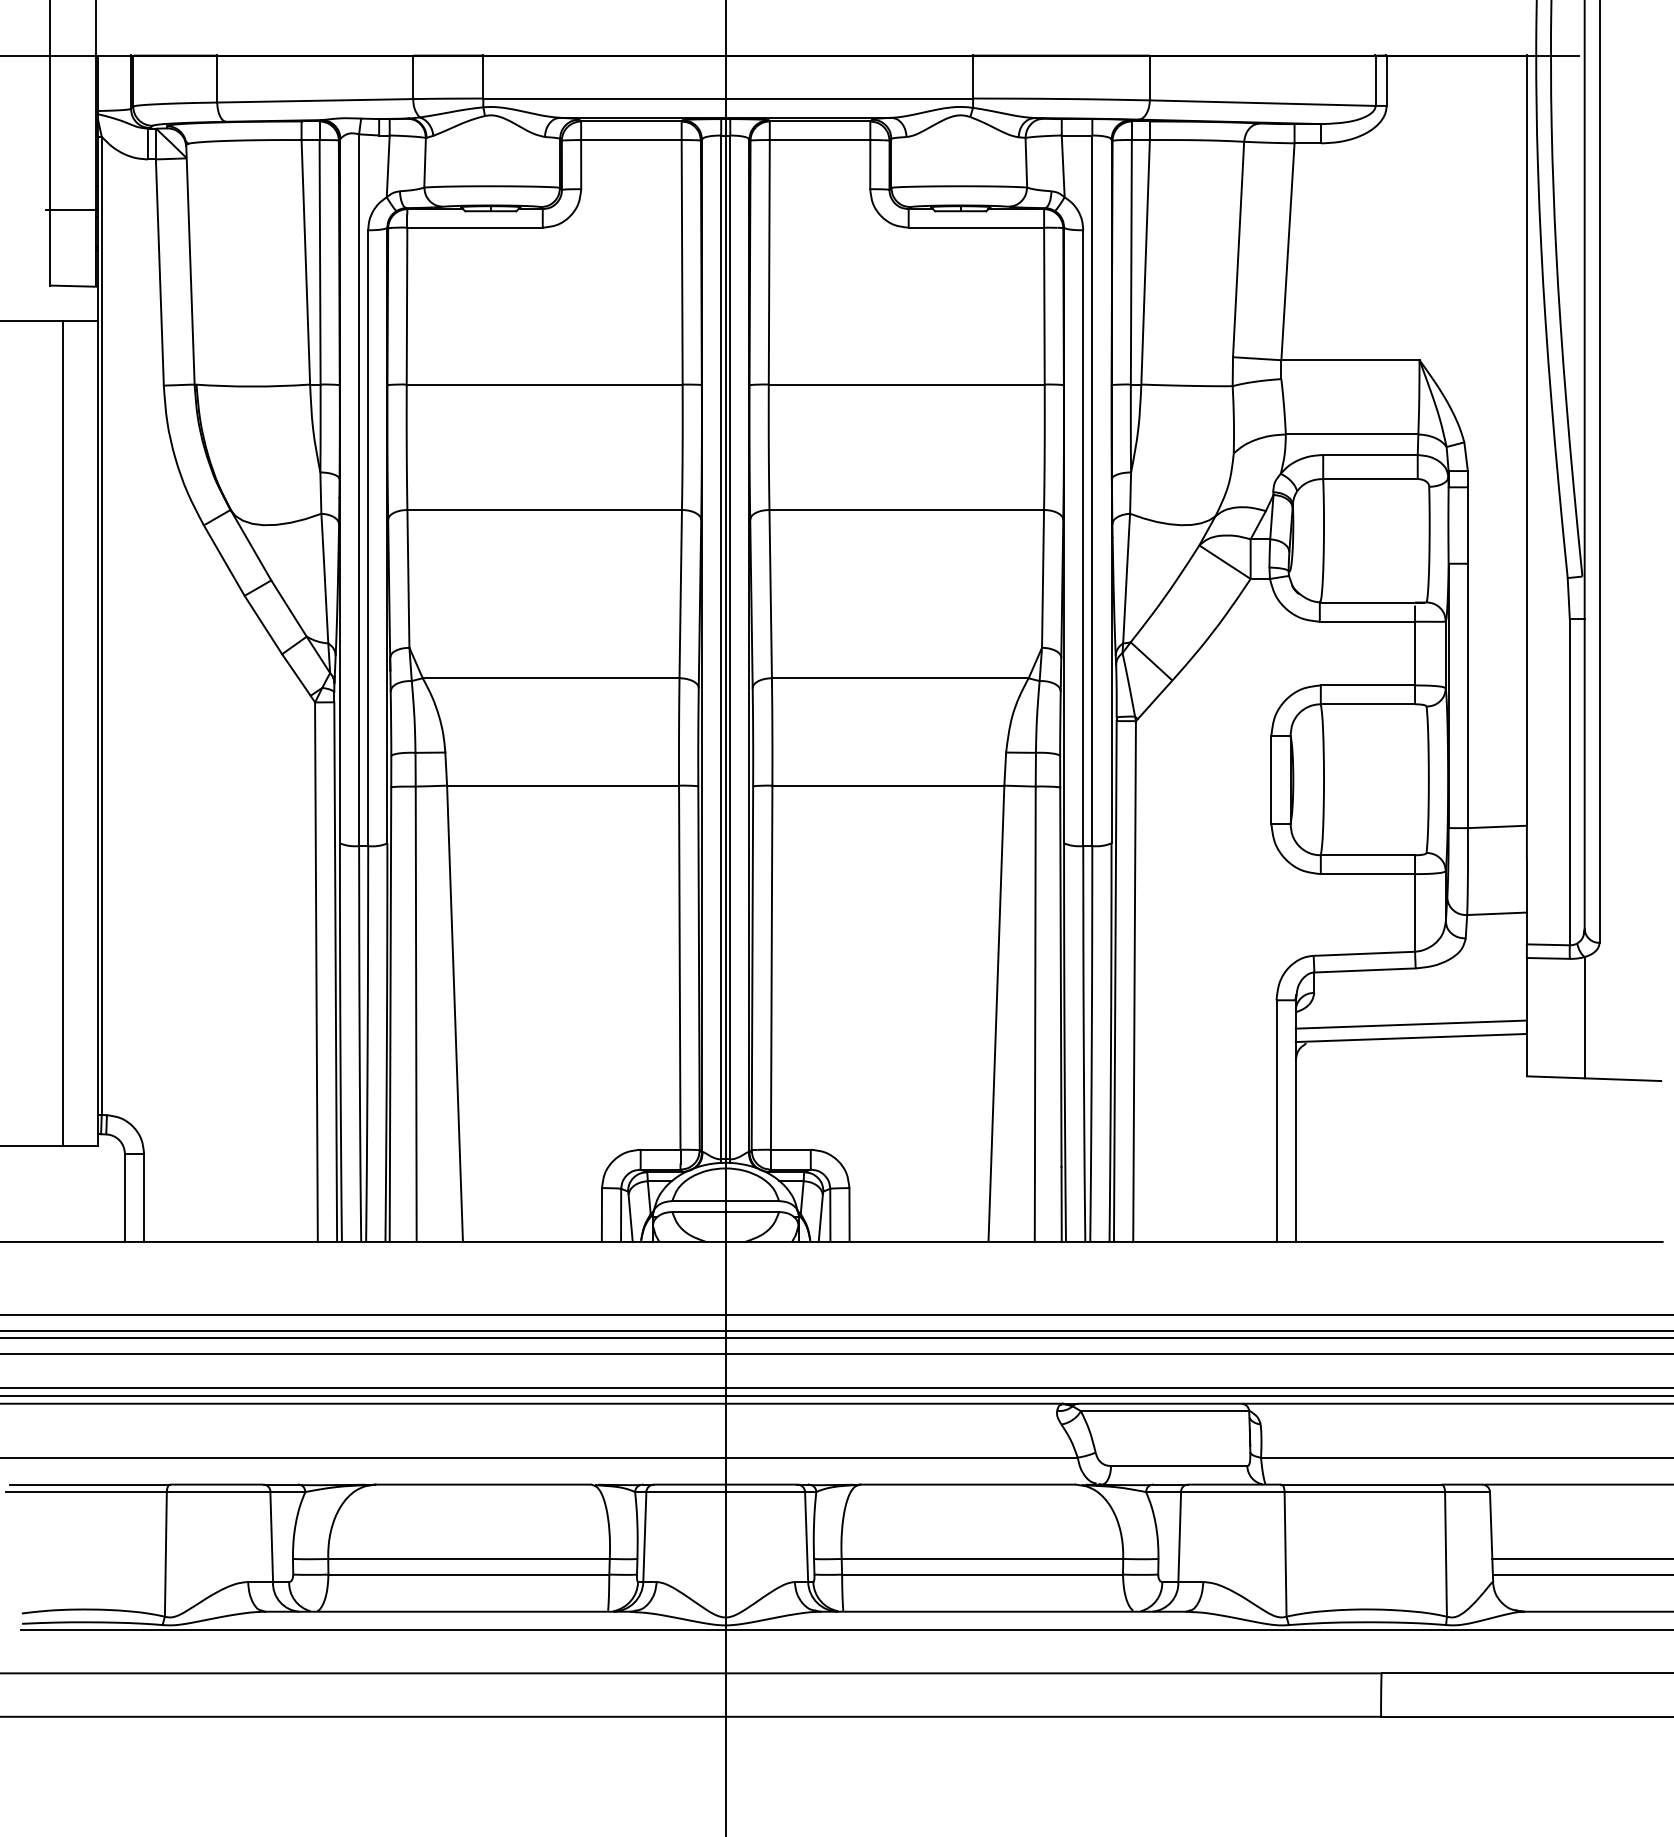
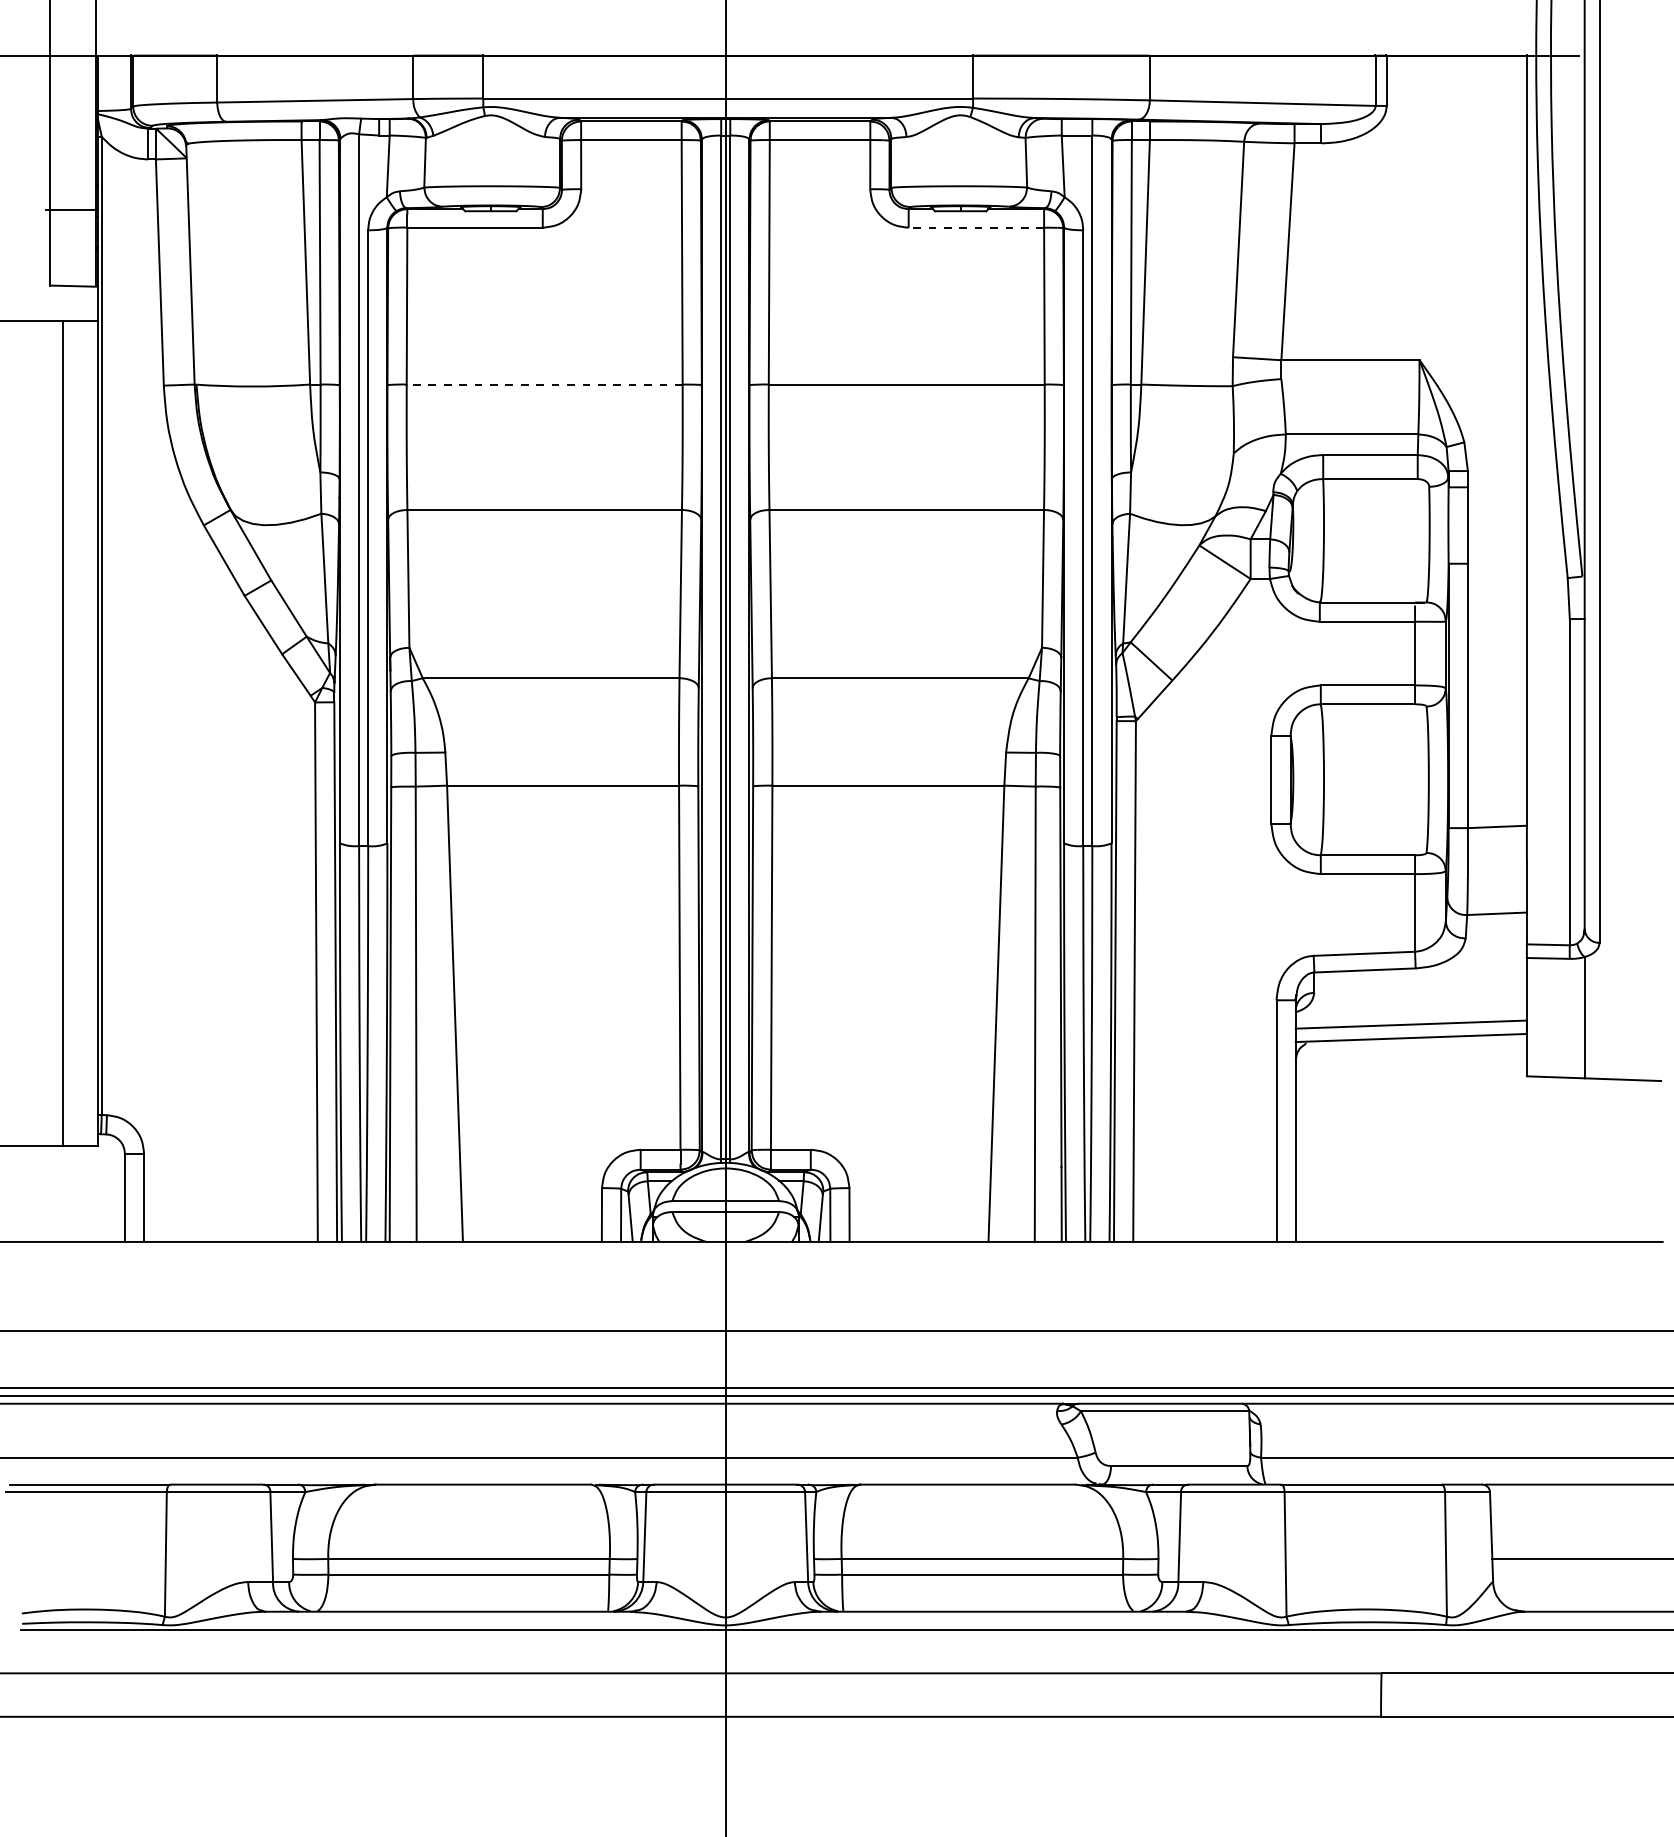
line: solid -> dashed (976, 227)
line: solid -> dashed (544, 384)
line: present -> none (836, 1315)
line: present -> none (836, 1338)
line: present -> none (836, 1353)
line: present -> none (1581, 1574)
